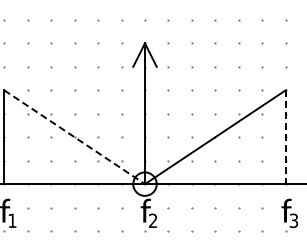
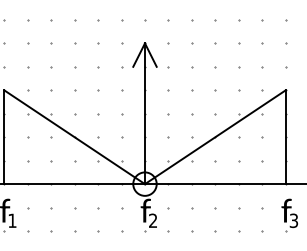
line: dashed -> solid (74, 137)
line: dashed -> solid (285, 137)
